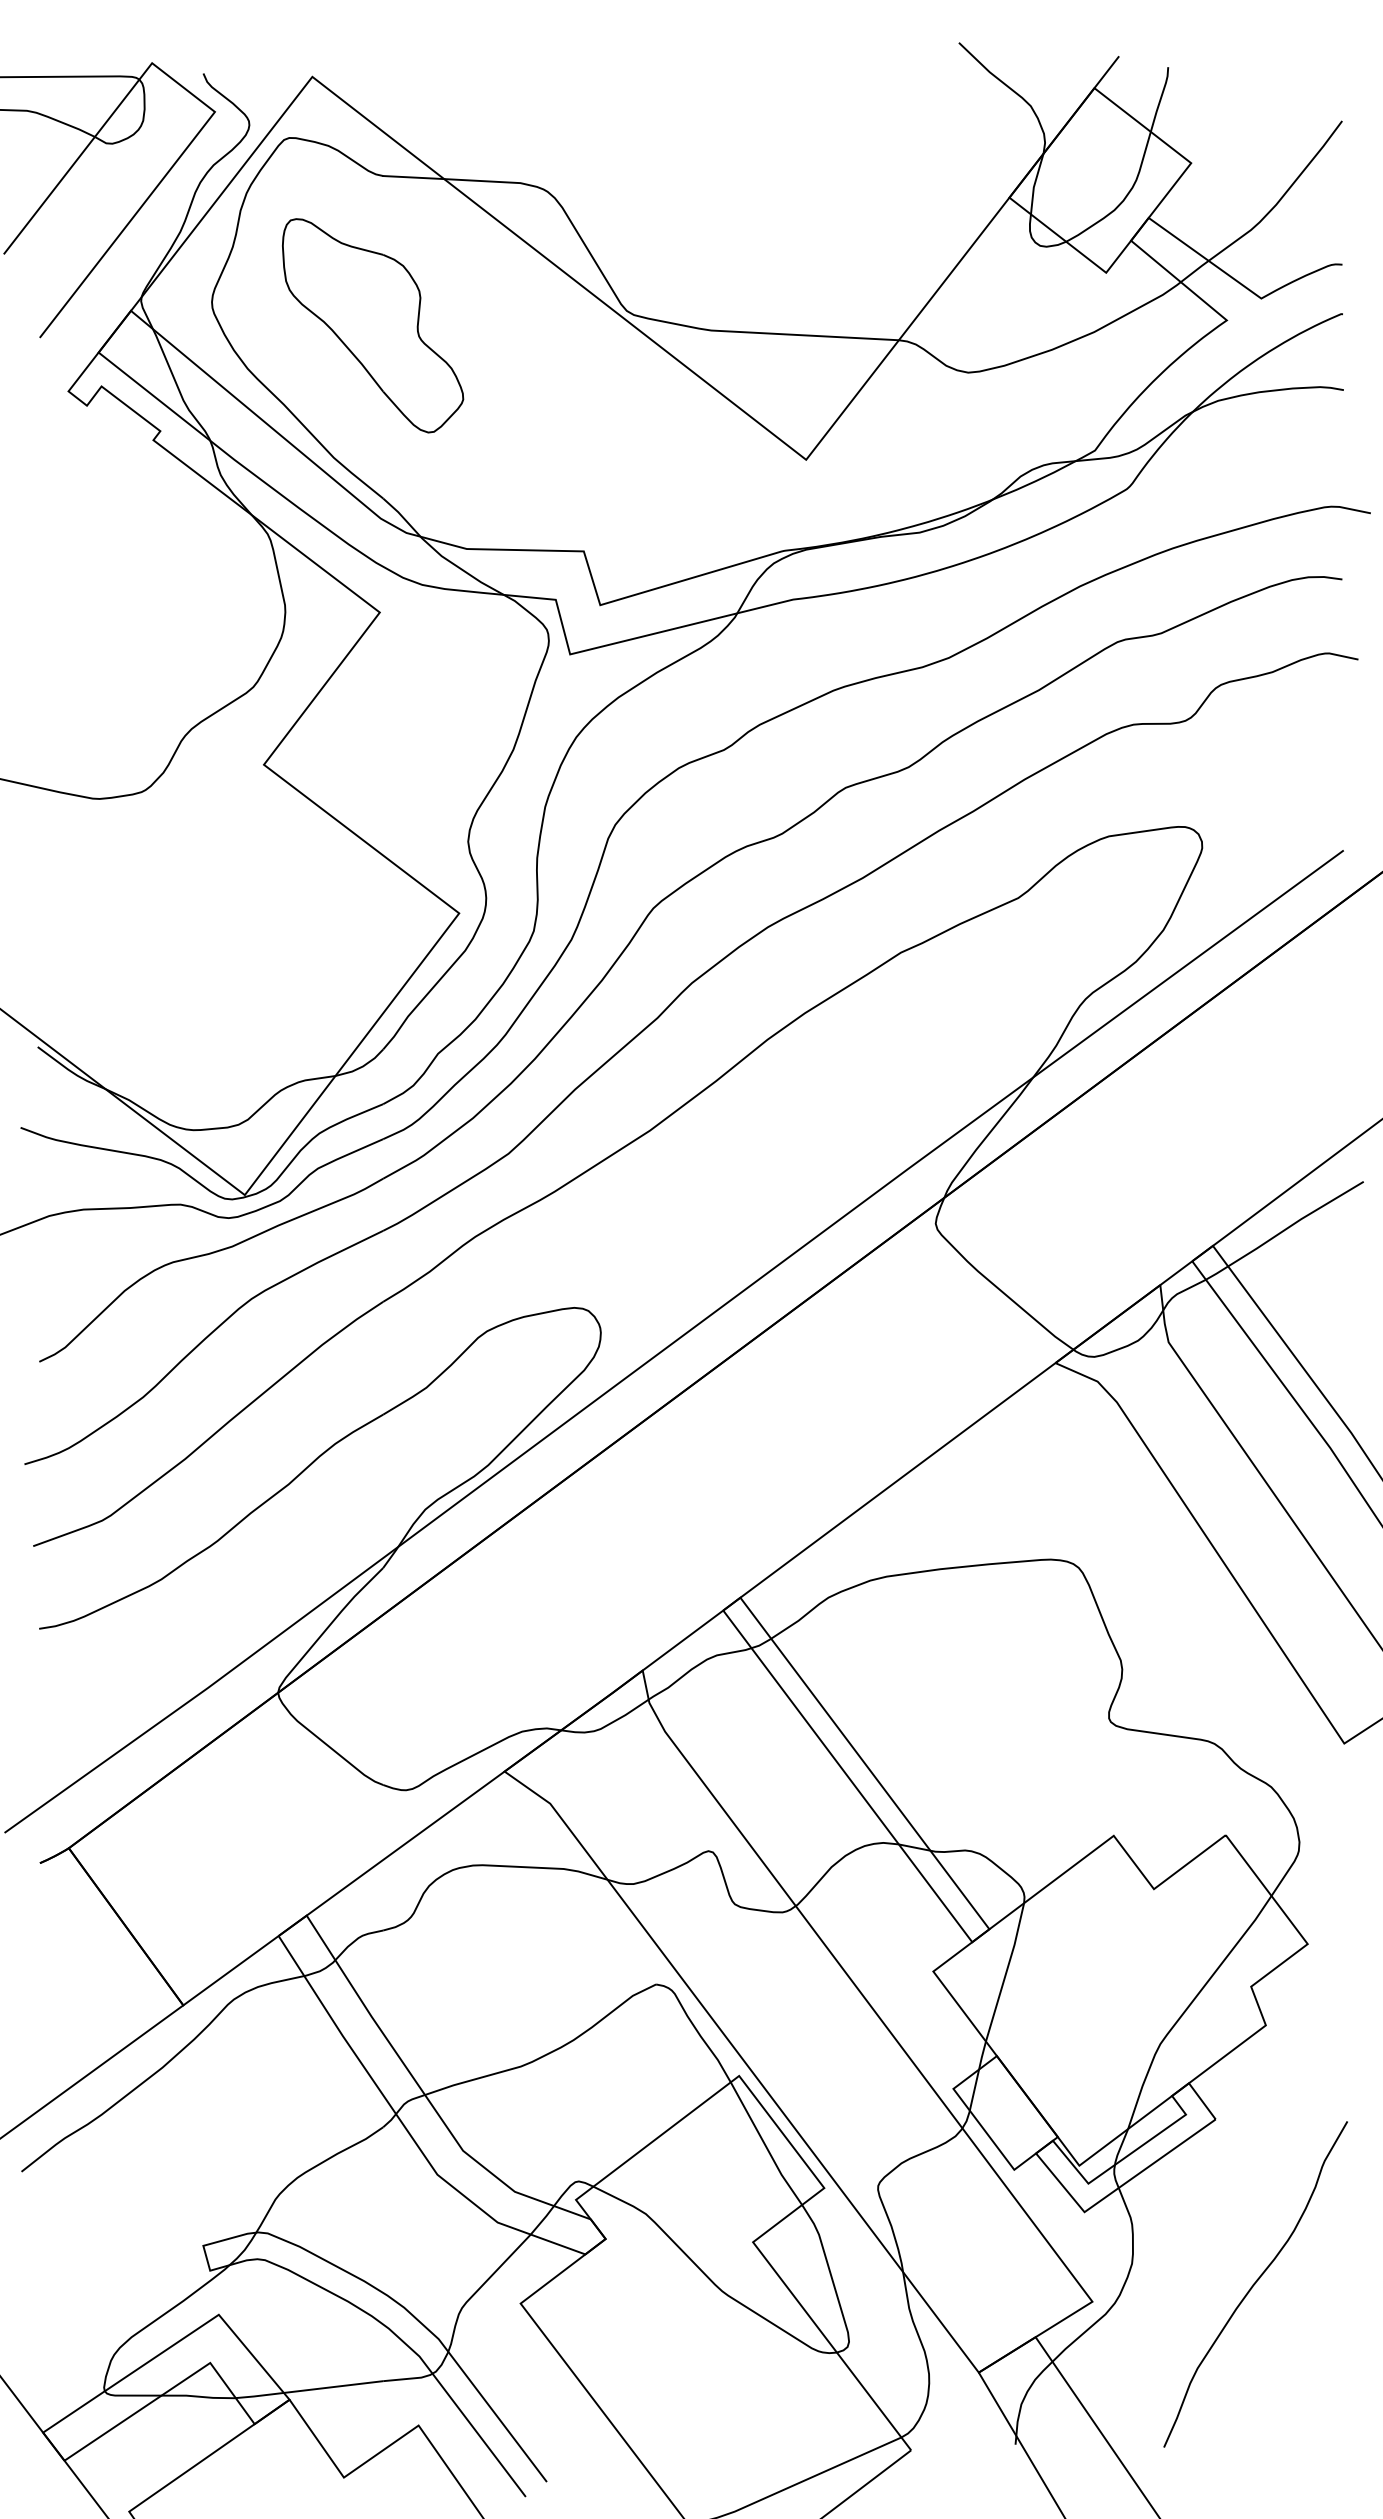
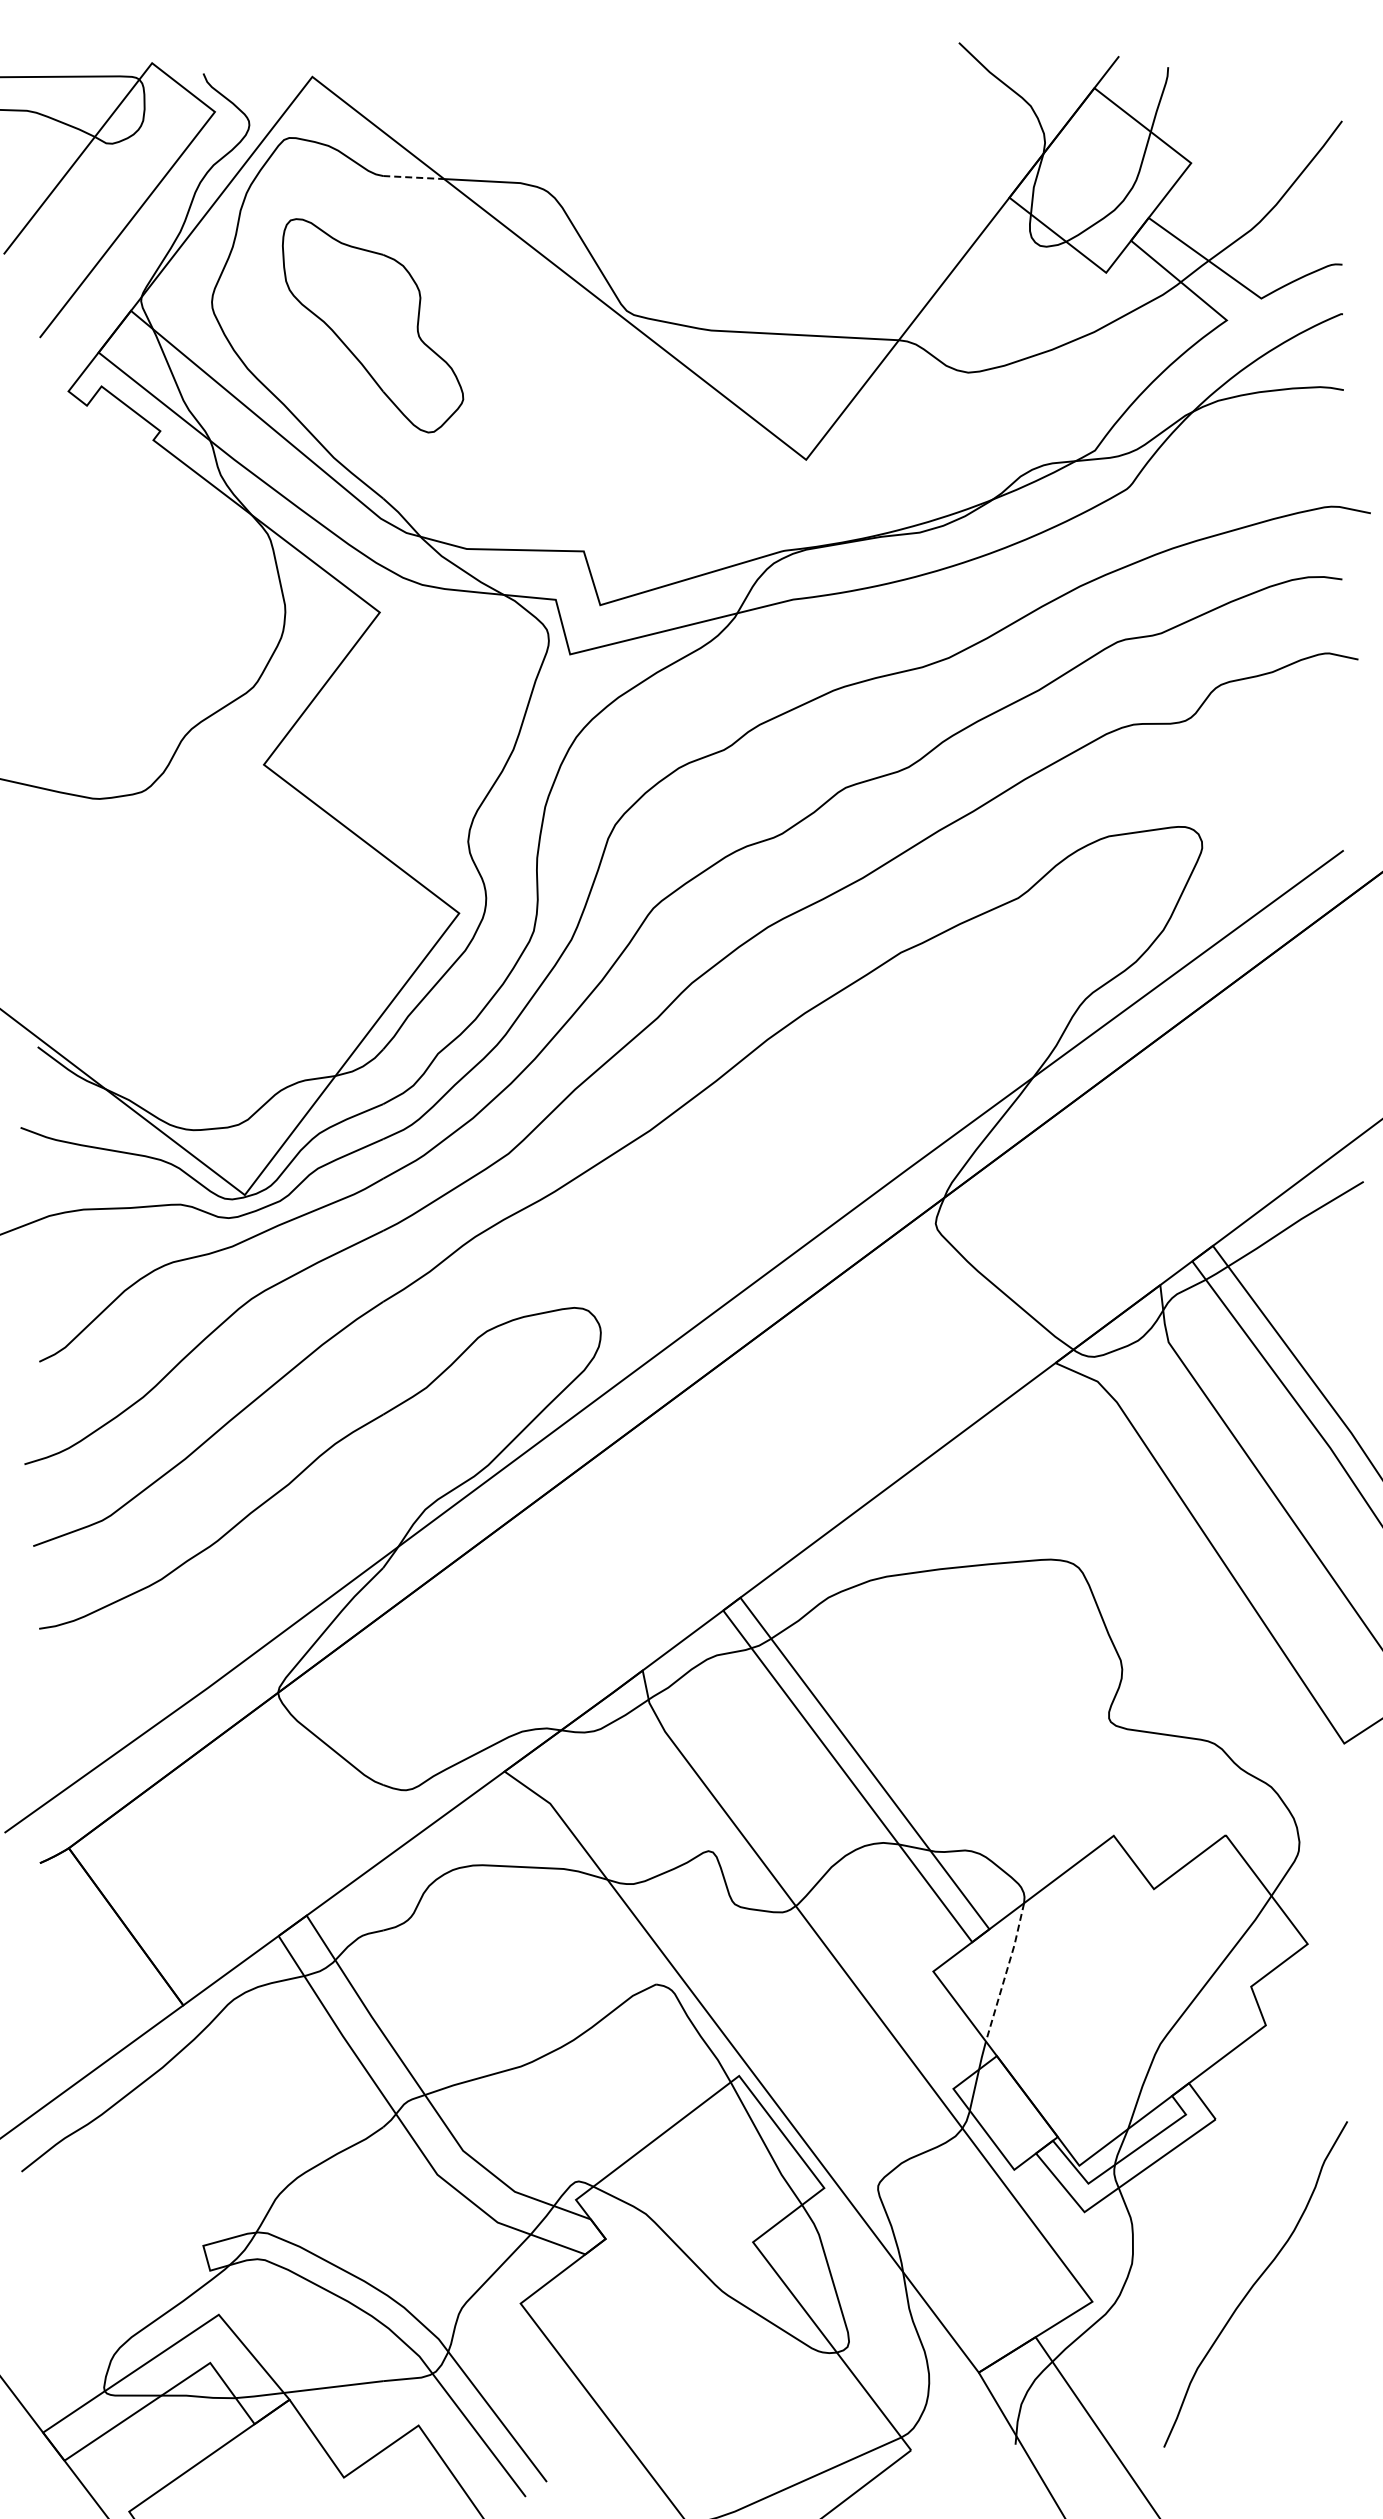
line: solid -> dashed (413, 177)
line: solid -> dashed (1006, 1972)
